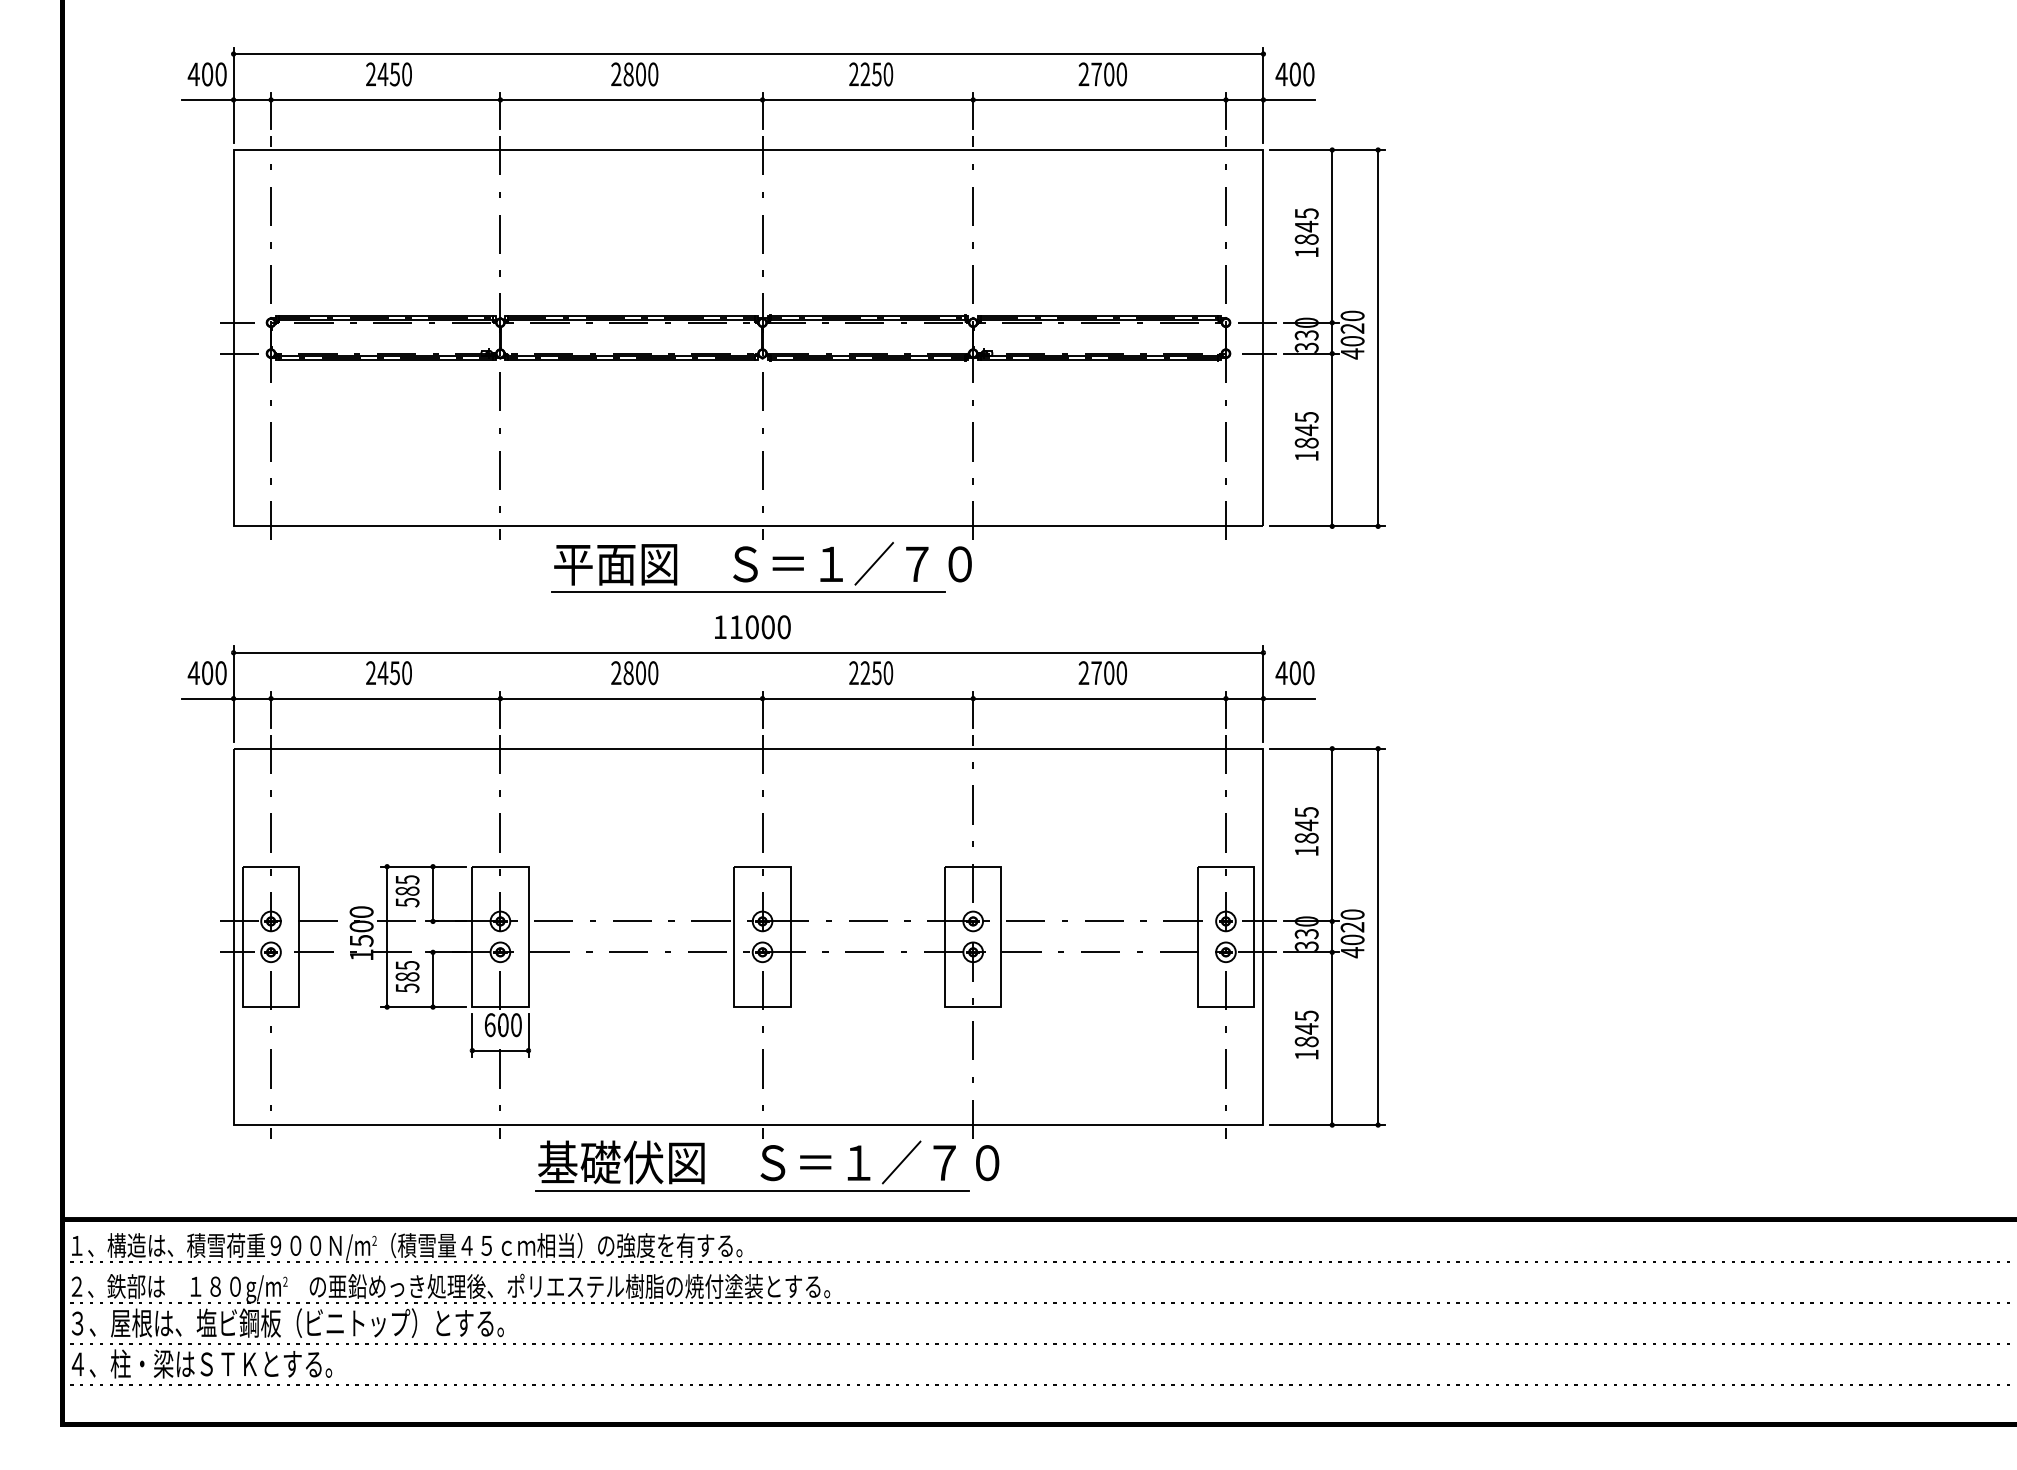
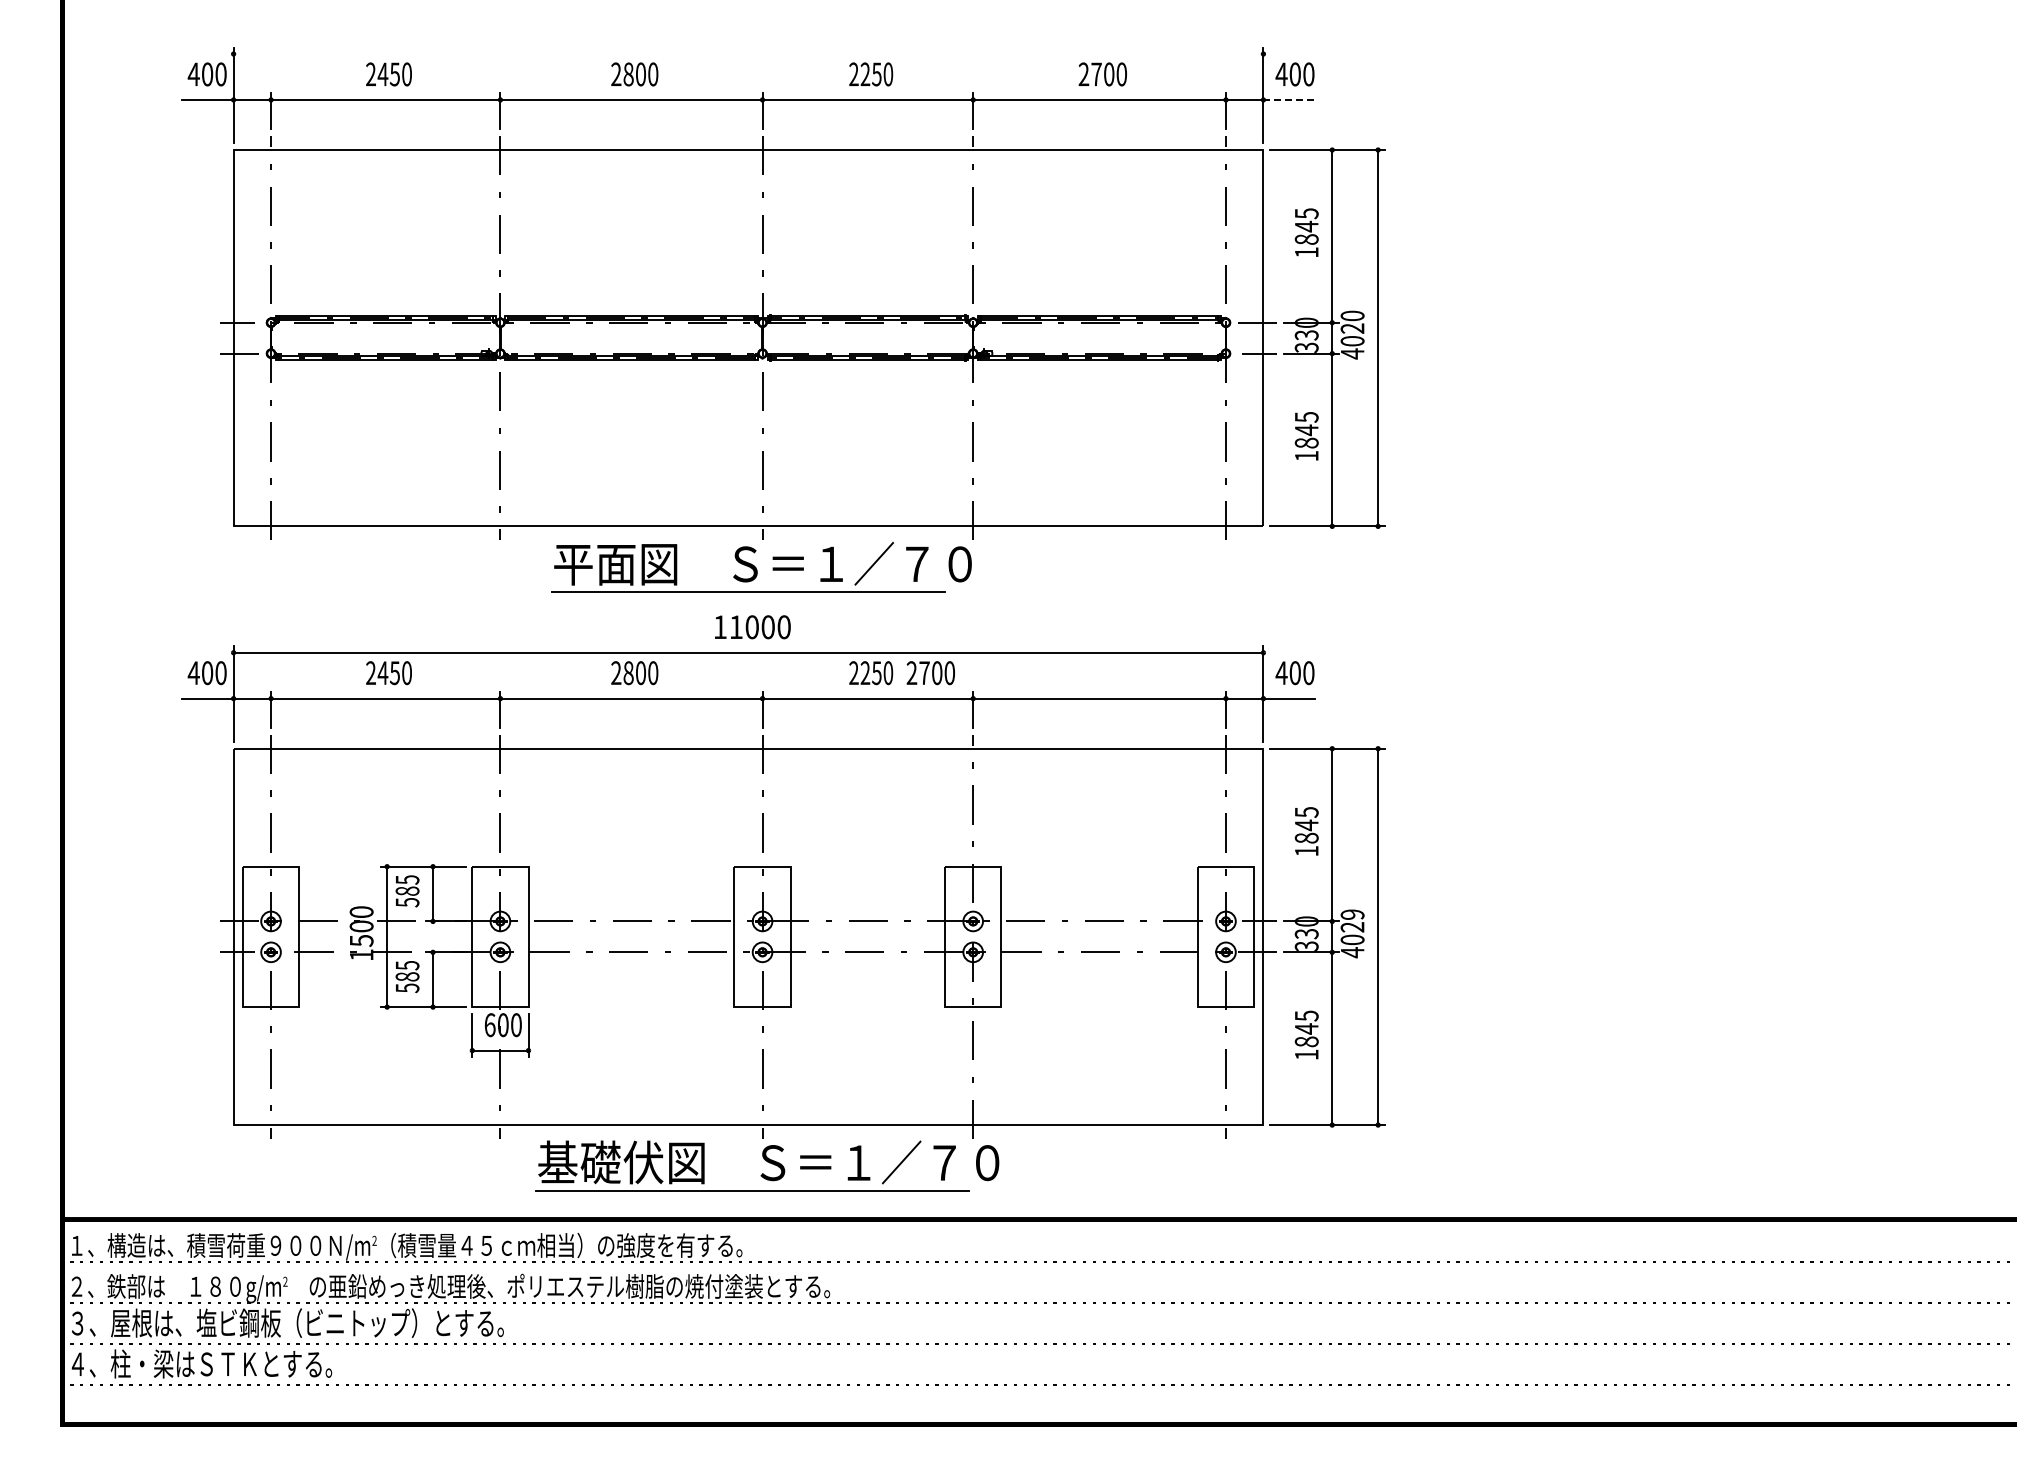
line: present -> none (748, 54)
line: solid -> dashed (1289, 99)
text position: (1102, 673) -> (930, 673) (930, 673)
text: 4020 -> 4029 (1352, 914)
